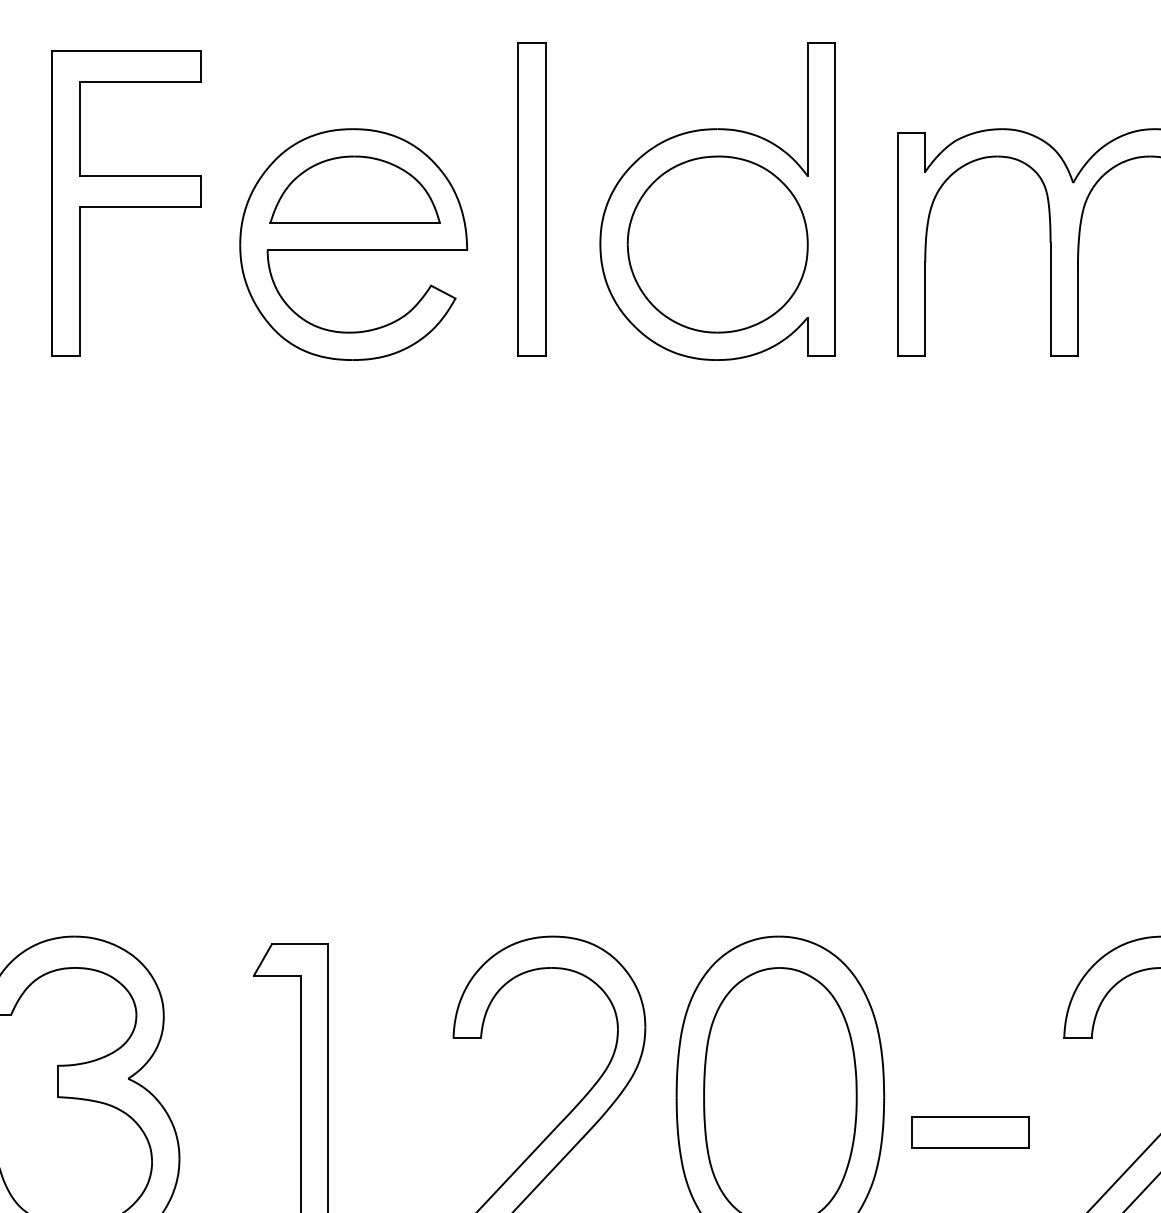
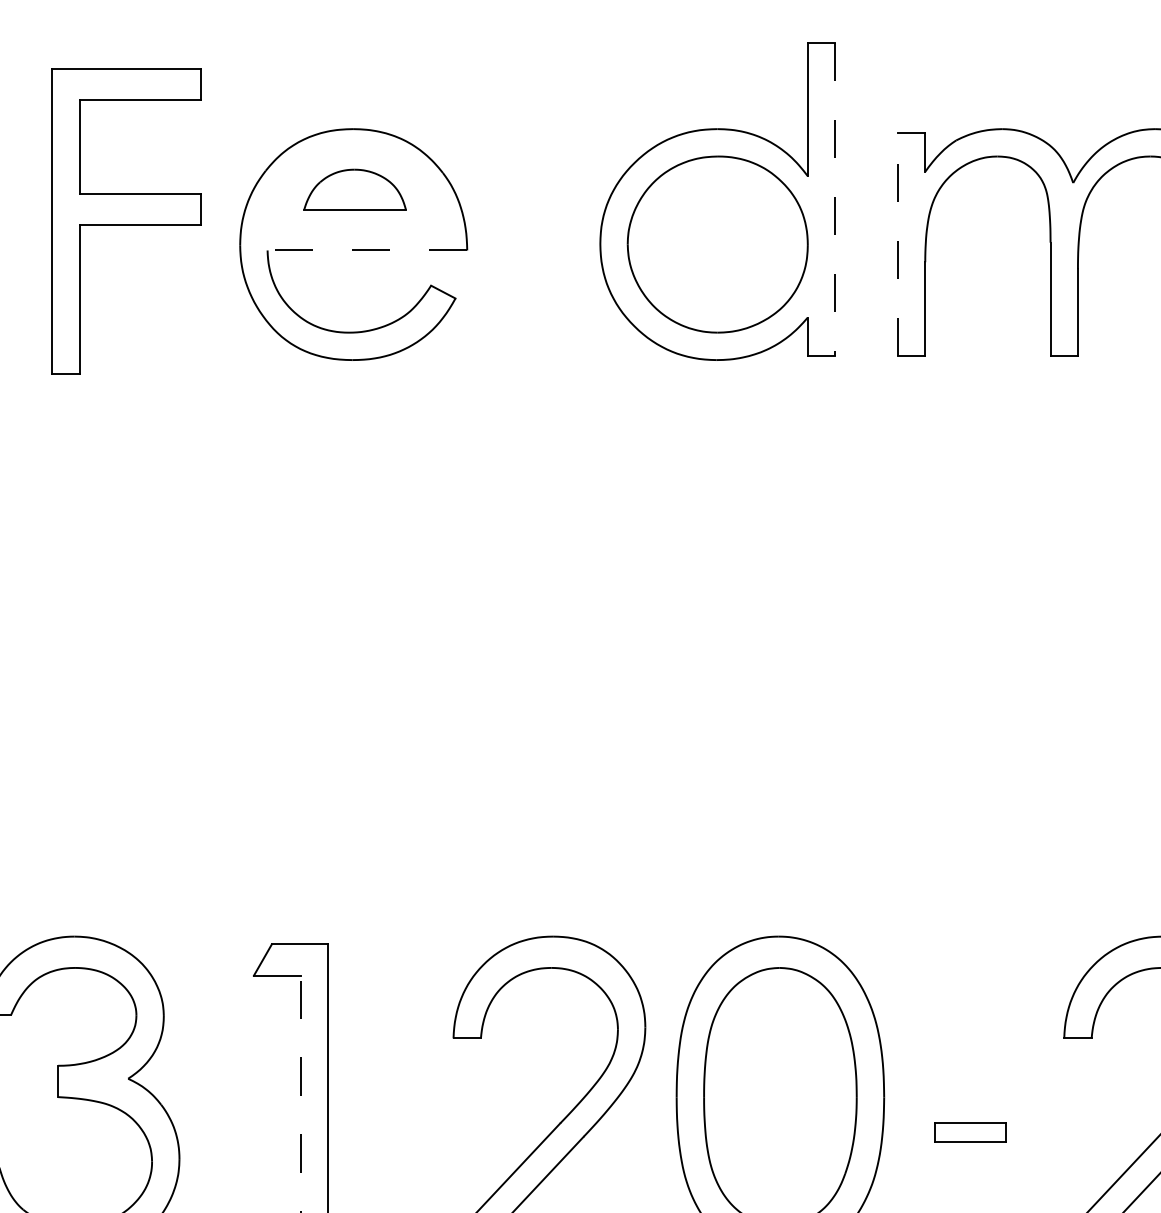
part size: 172x69 px -> 104x43 px (354, 189)
part: present -> none (531, 199)
line: solid -> dashed (835, 199)
part position: (126, 203) -> (126, 221) (126, 221)
line: solid -> dashed (897, 244)
line: solid -> dashed (367, 250)
line: solid -> dashed (300, 1094)
part size: 119x33 px -> 73x21 px (970, 1132)
